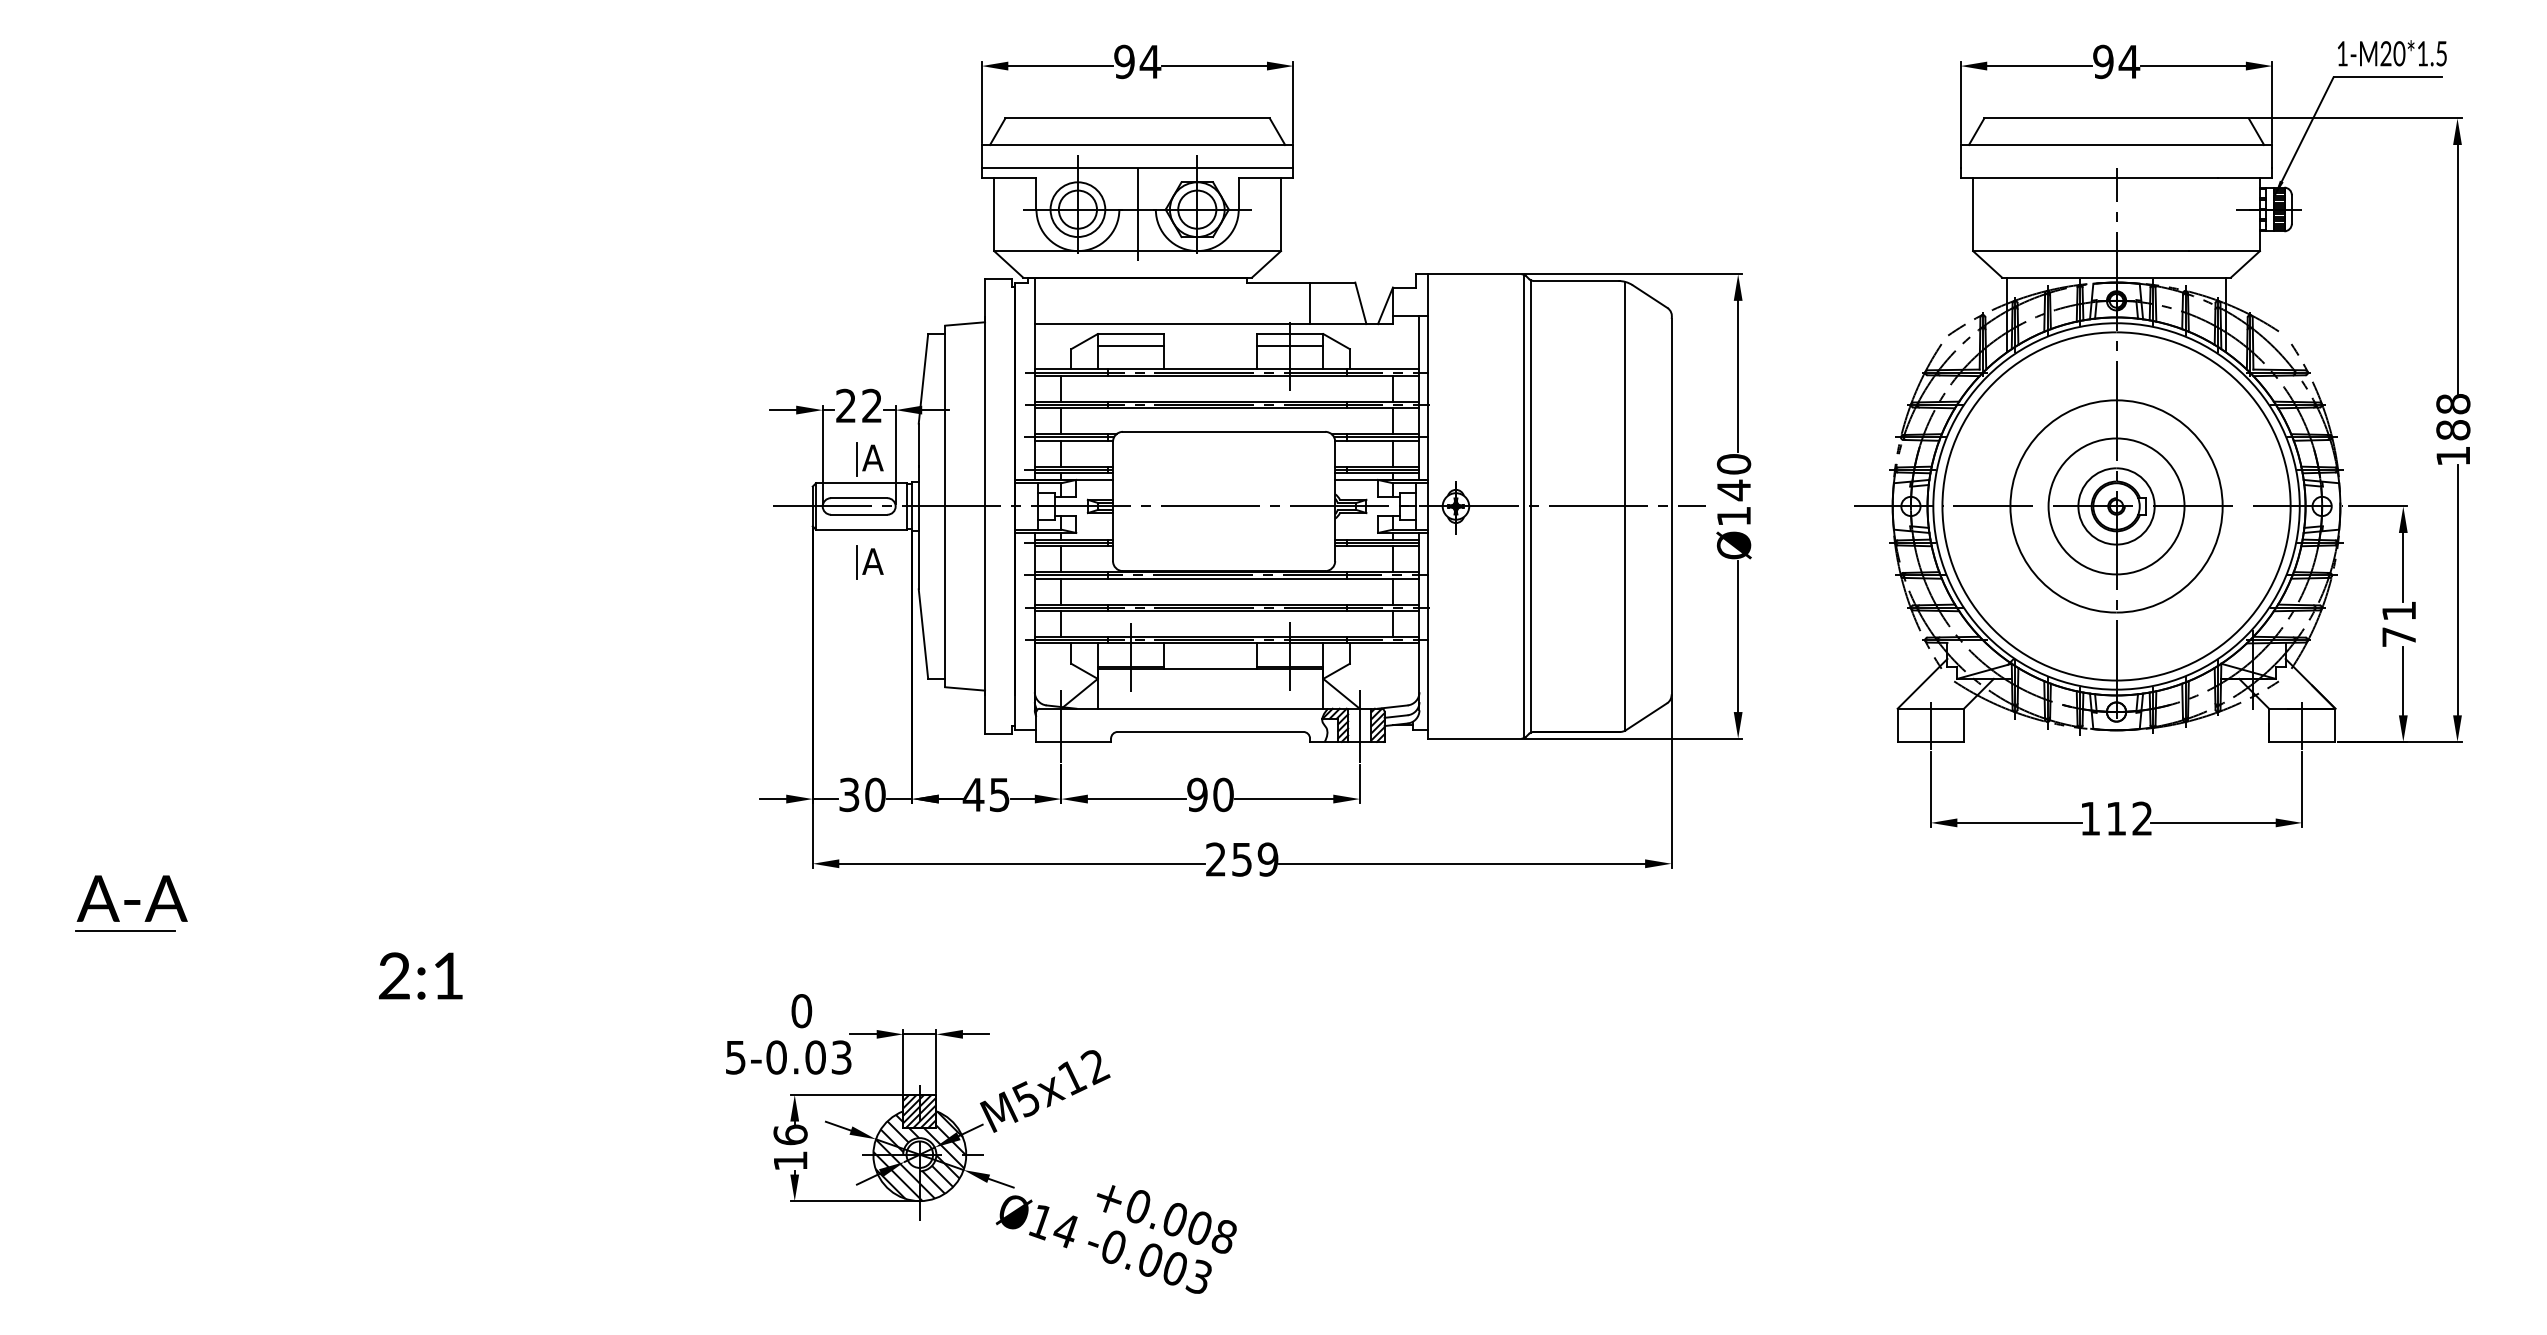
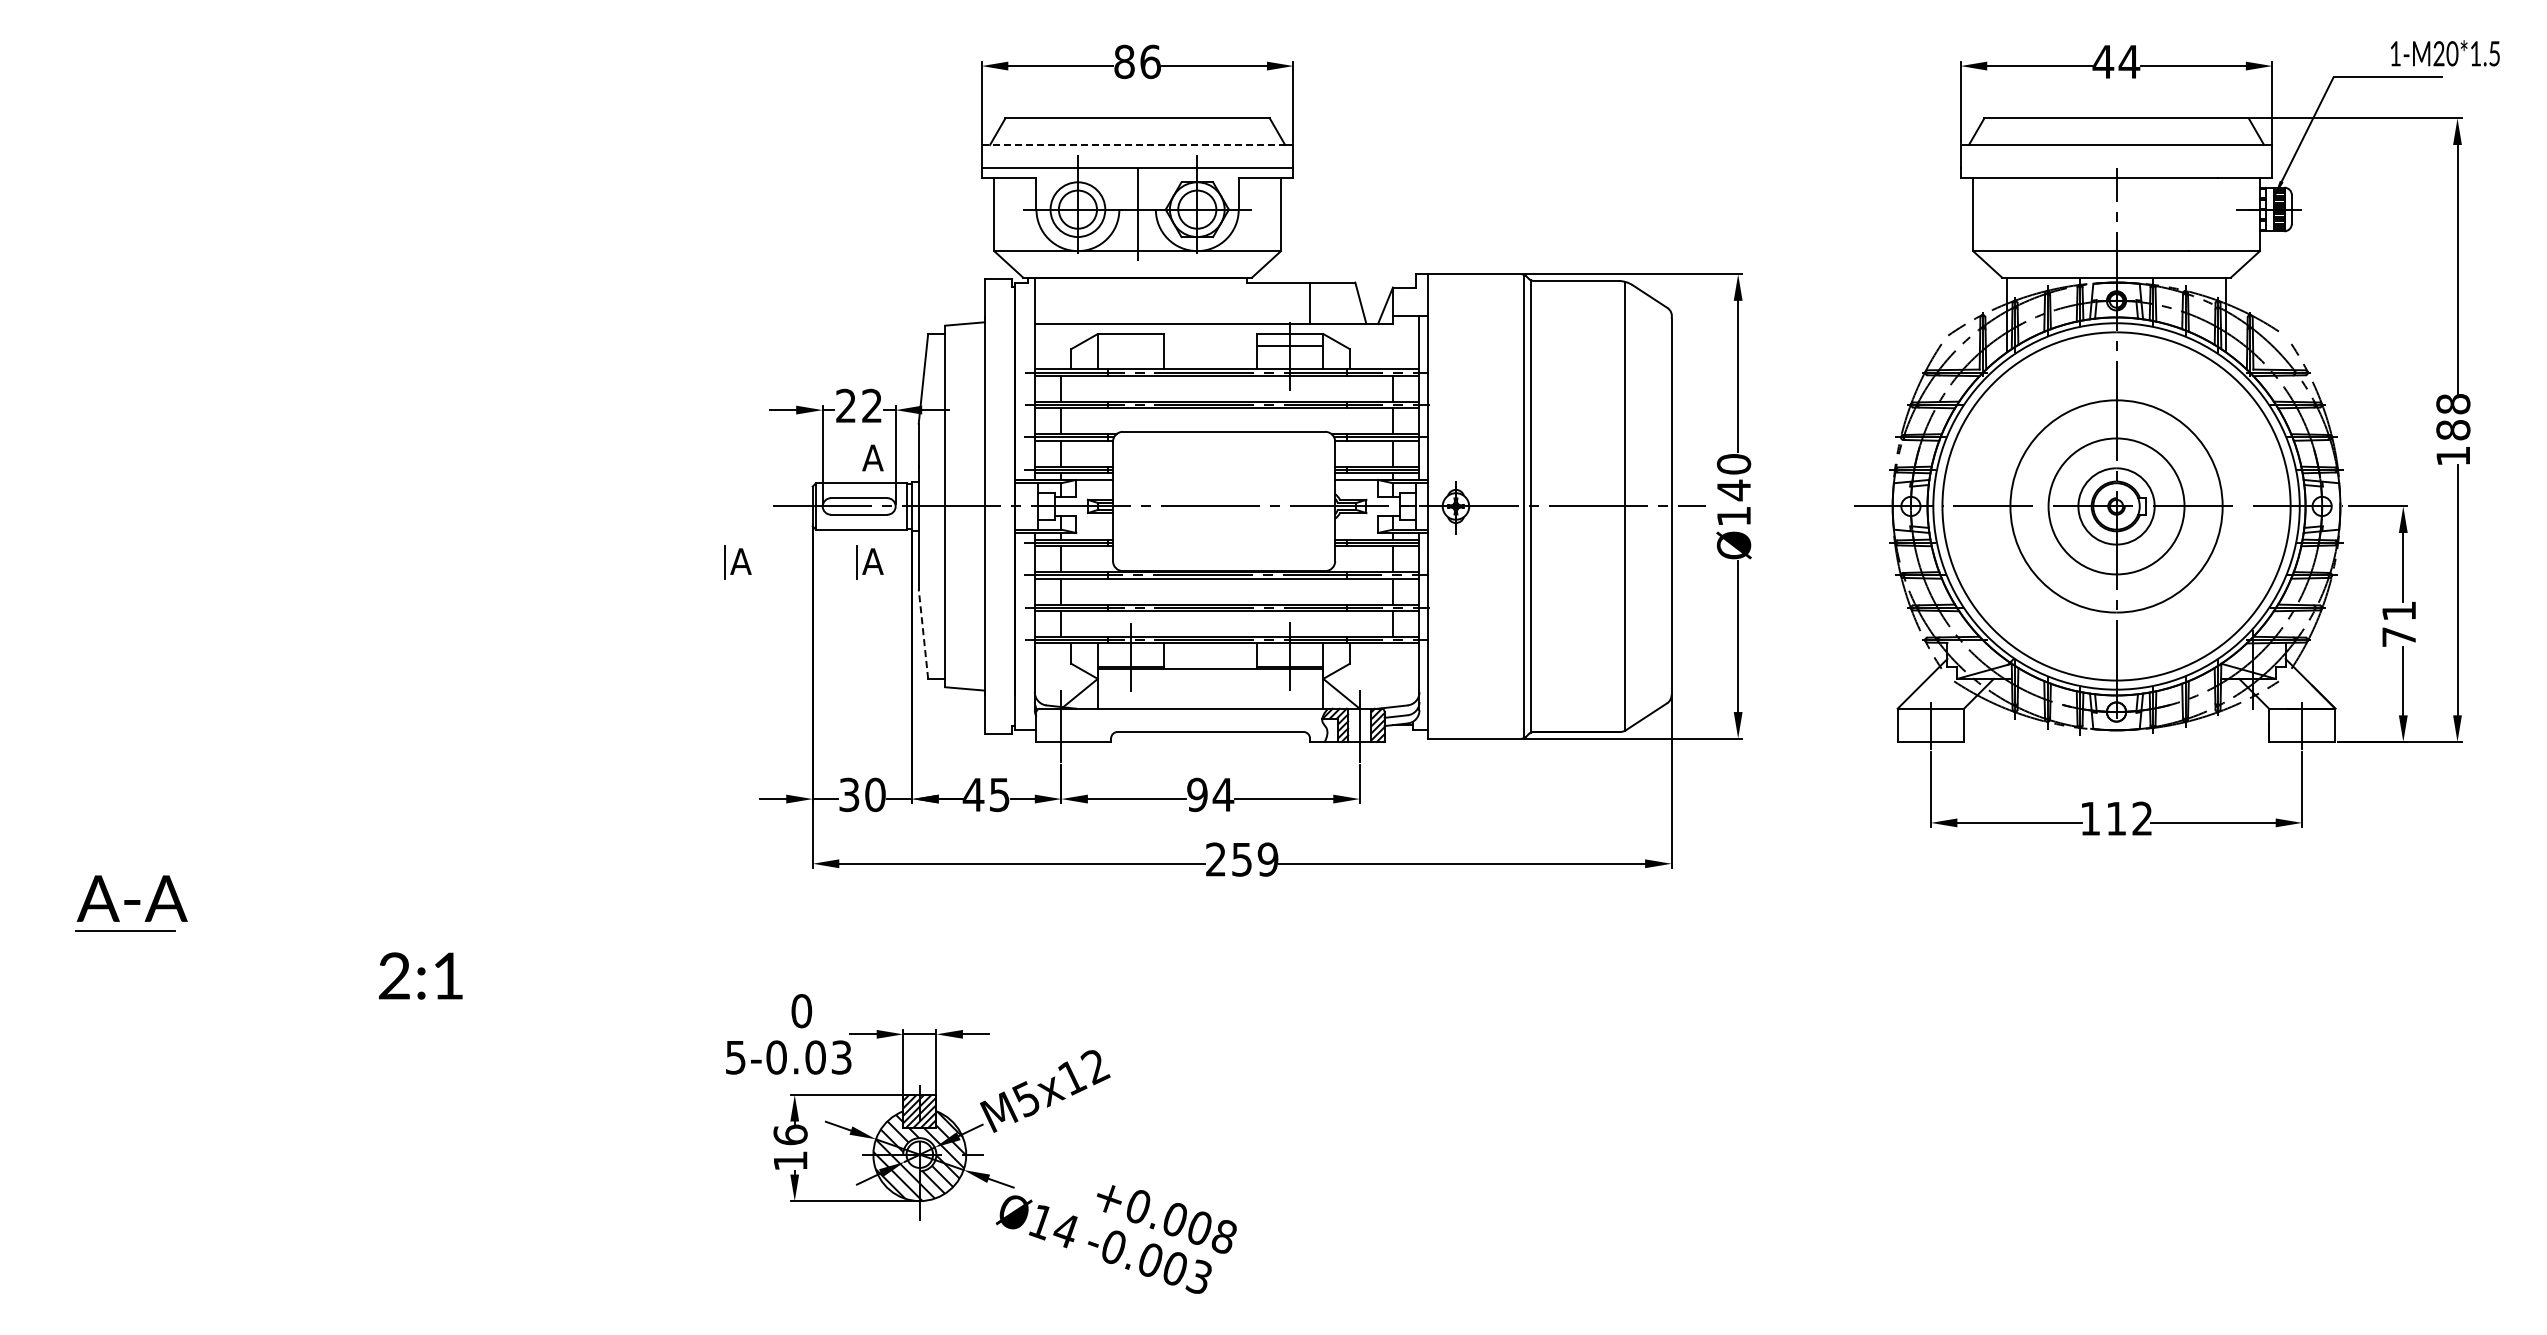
text position: (2392, 53) -> (2445, 53) (2445, 53)
text: 94 -> 86 (1137, 61)
text: 94 -> 44 (2103, 61)
line: solid -> dashed (1133, 145)
line: present -> none (1130, 345)
line: present -> none (856, 458)
part: none -> present (737, 562)
line: solid -> dashed (923, 633)
text: 90 -> 94 (1223, 794)
